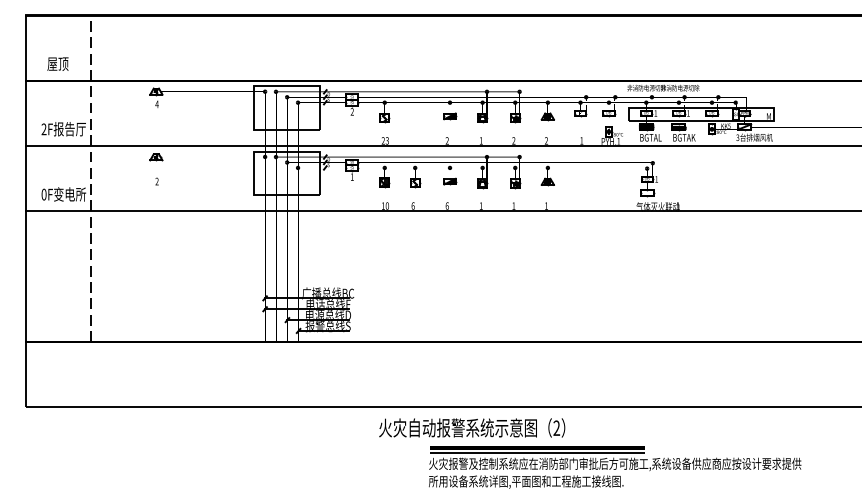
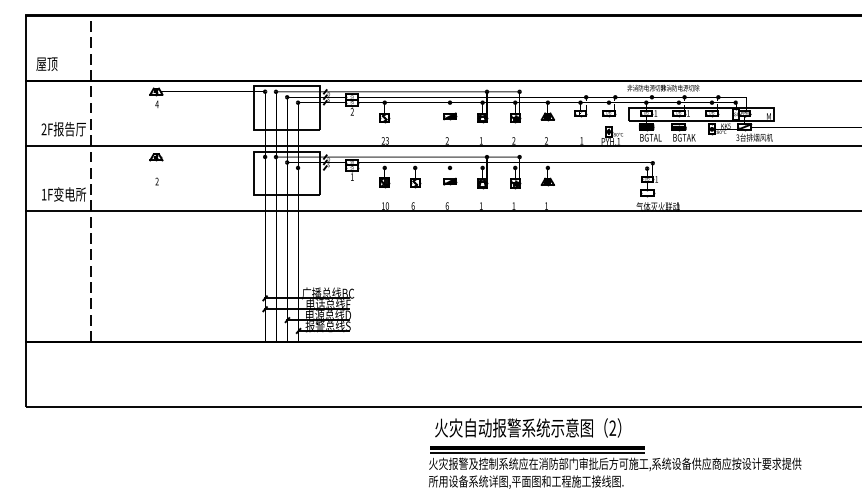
text position: (57, 63) -> (46, 63) (46, 63)
text: 0F -> 1F (43, 194)
text position: (472, 427) -> (528, 427) (528, 427)
